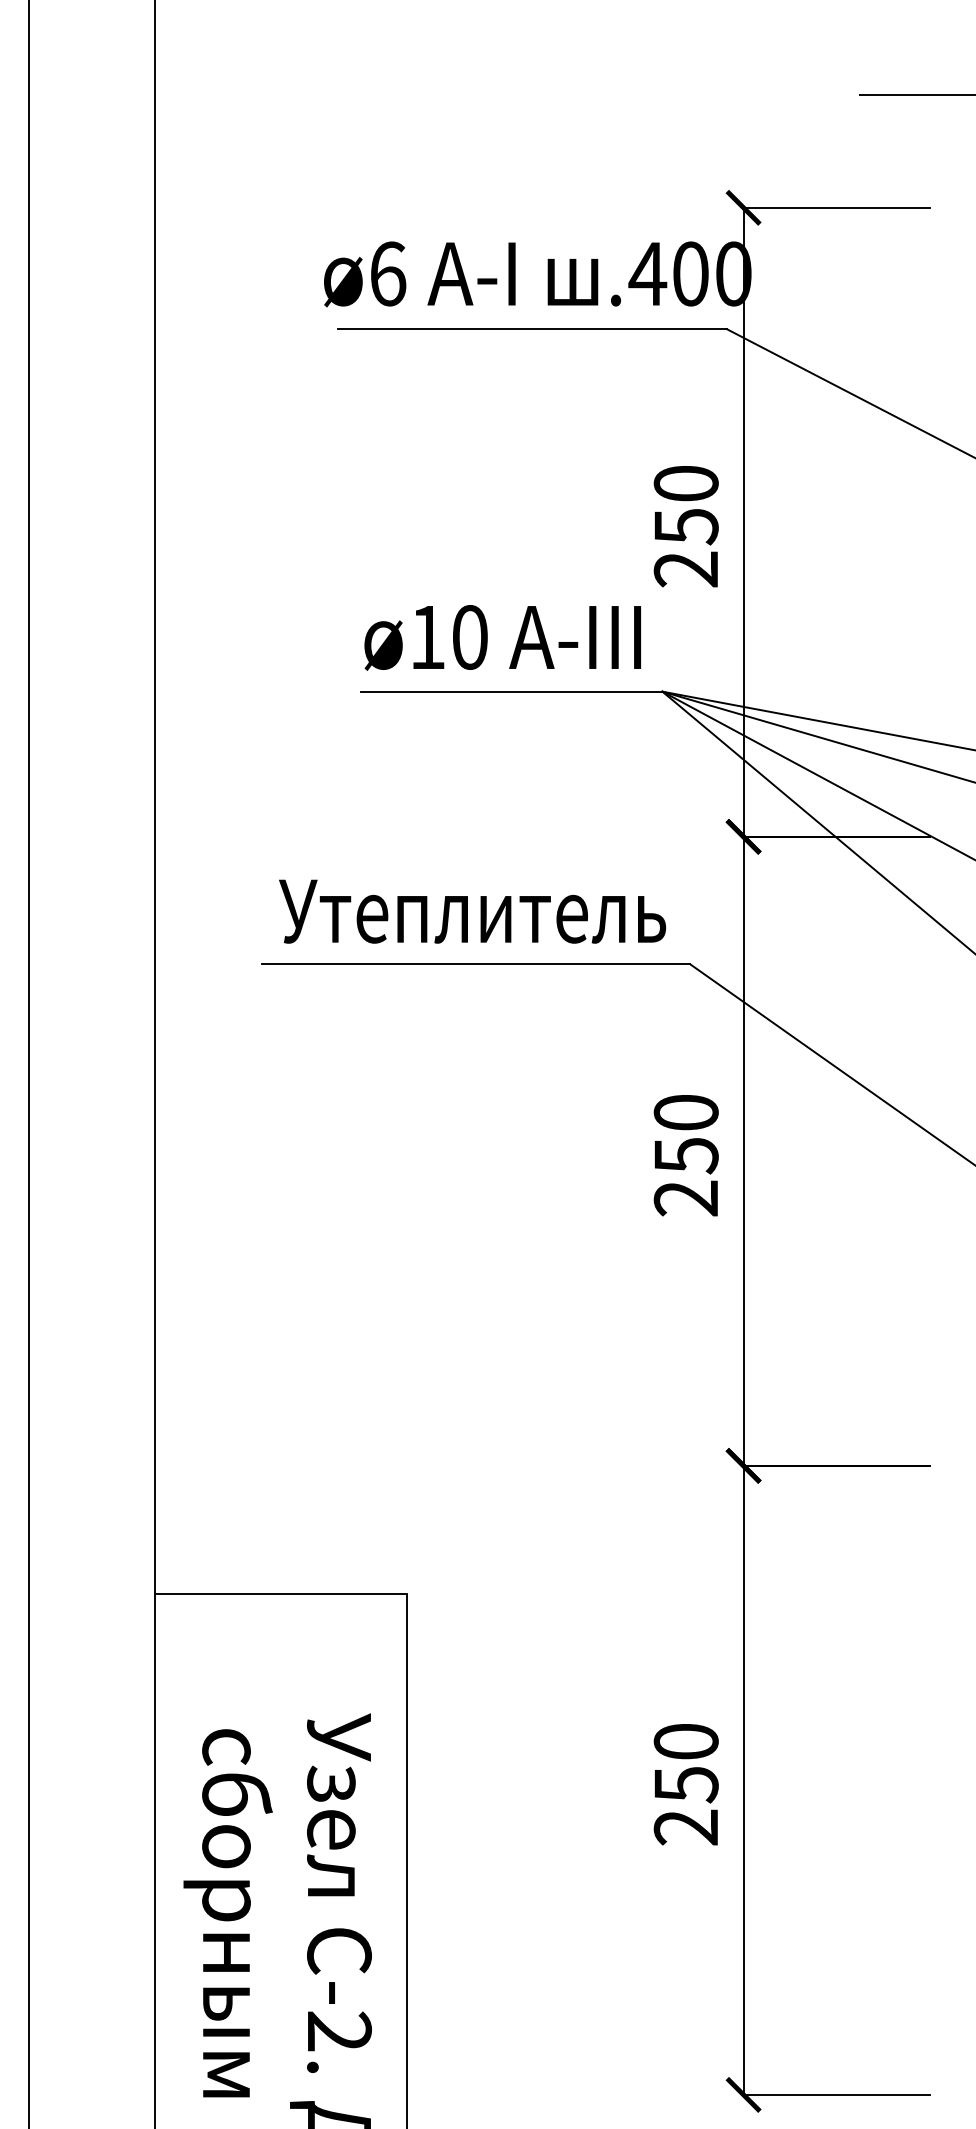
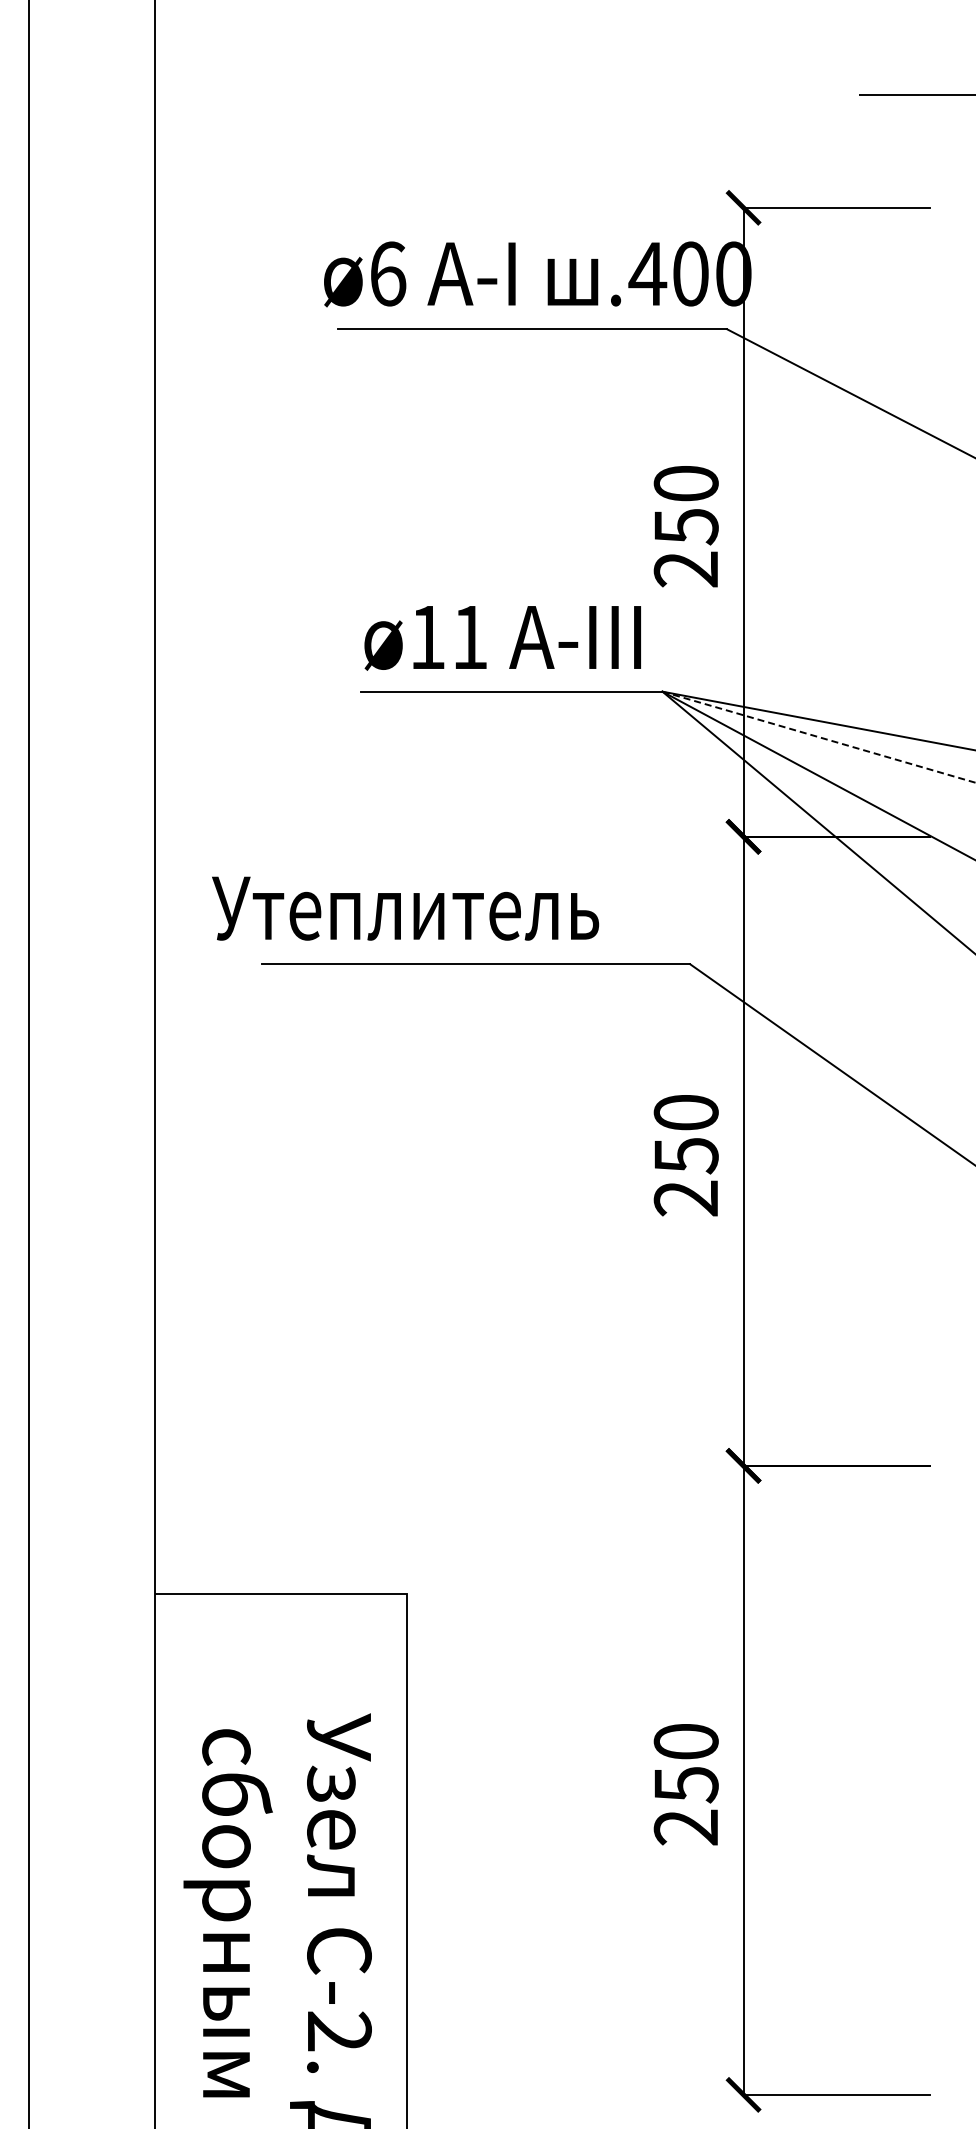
text: ø10 -> ø11 (470, 637)
line: solid -> dashed (819, 737)
text position: (472, 911) -> (405, 908) (405, 908)
